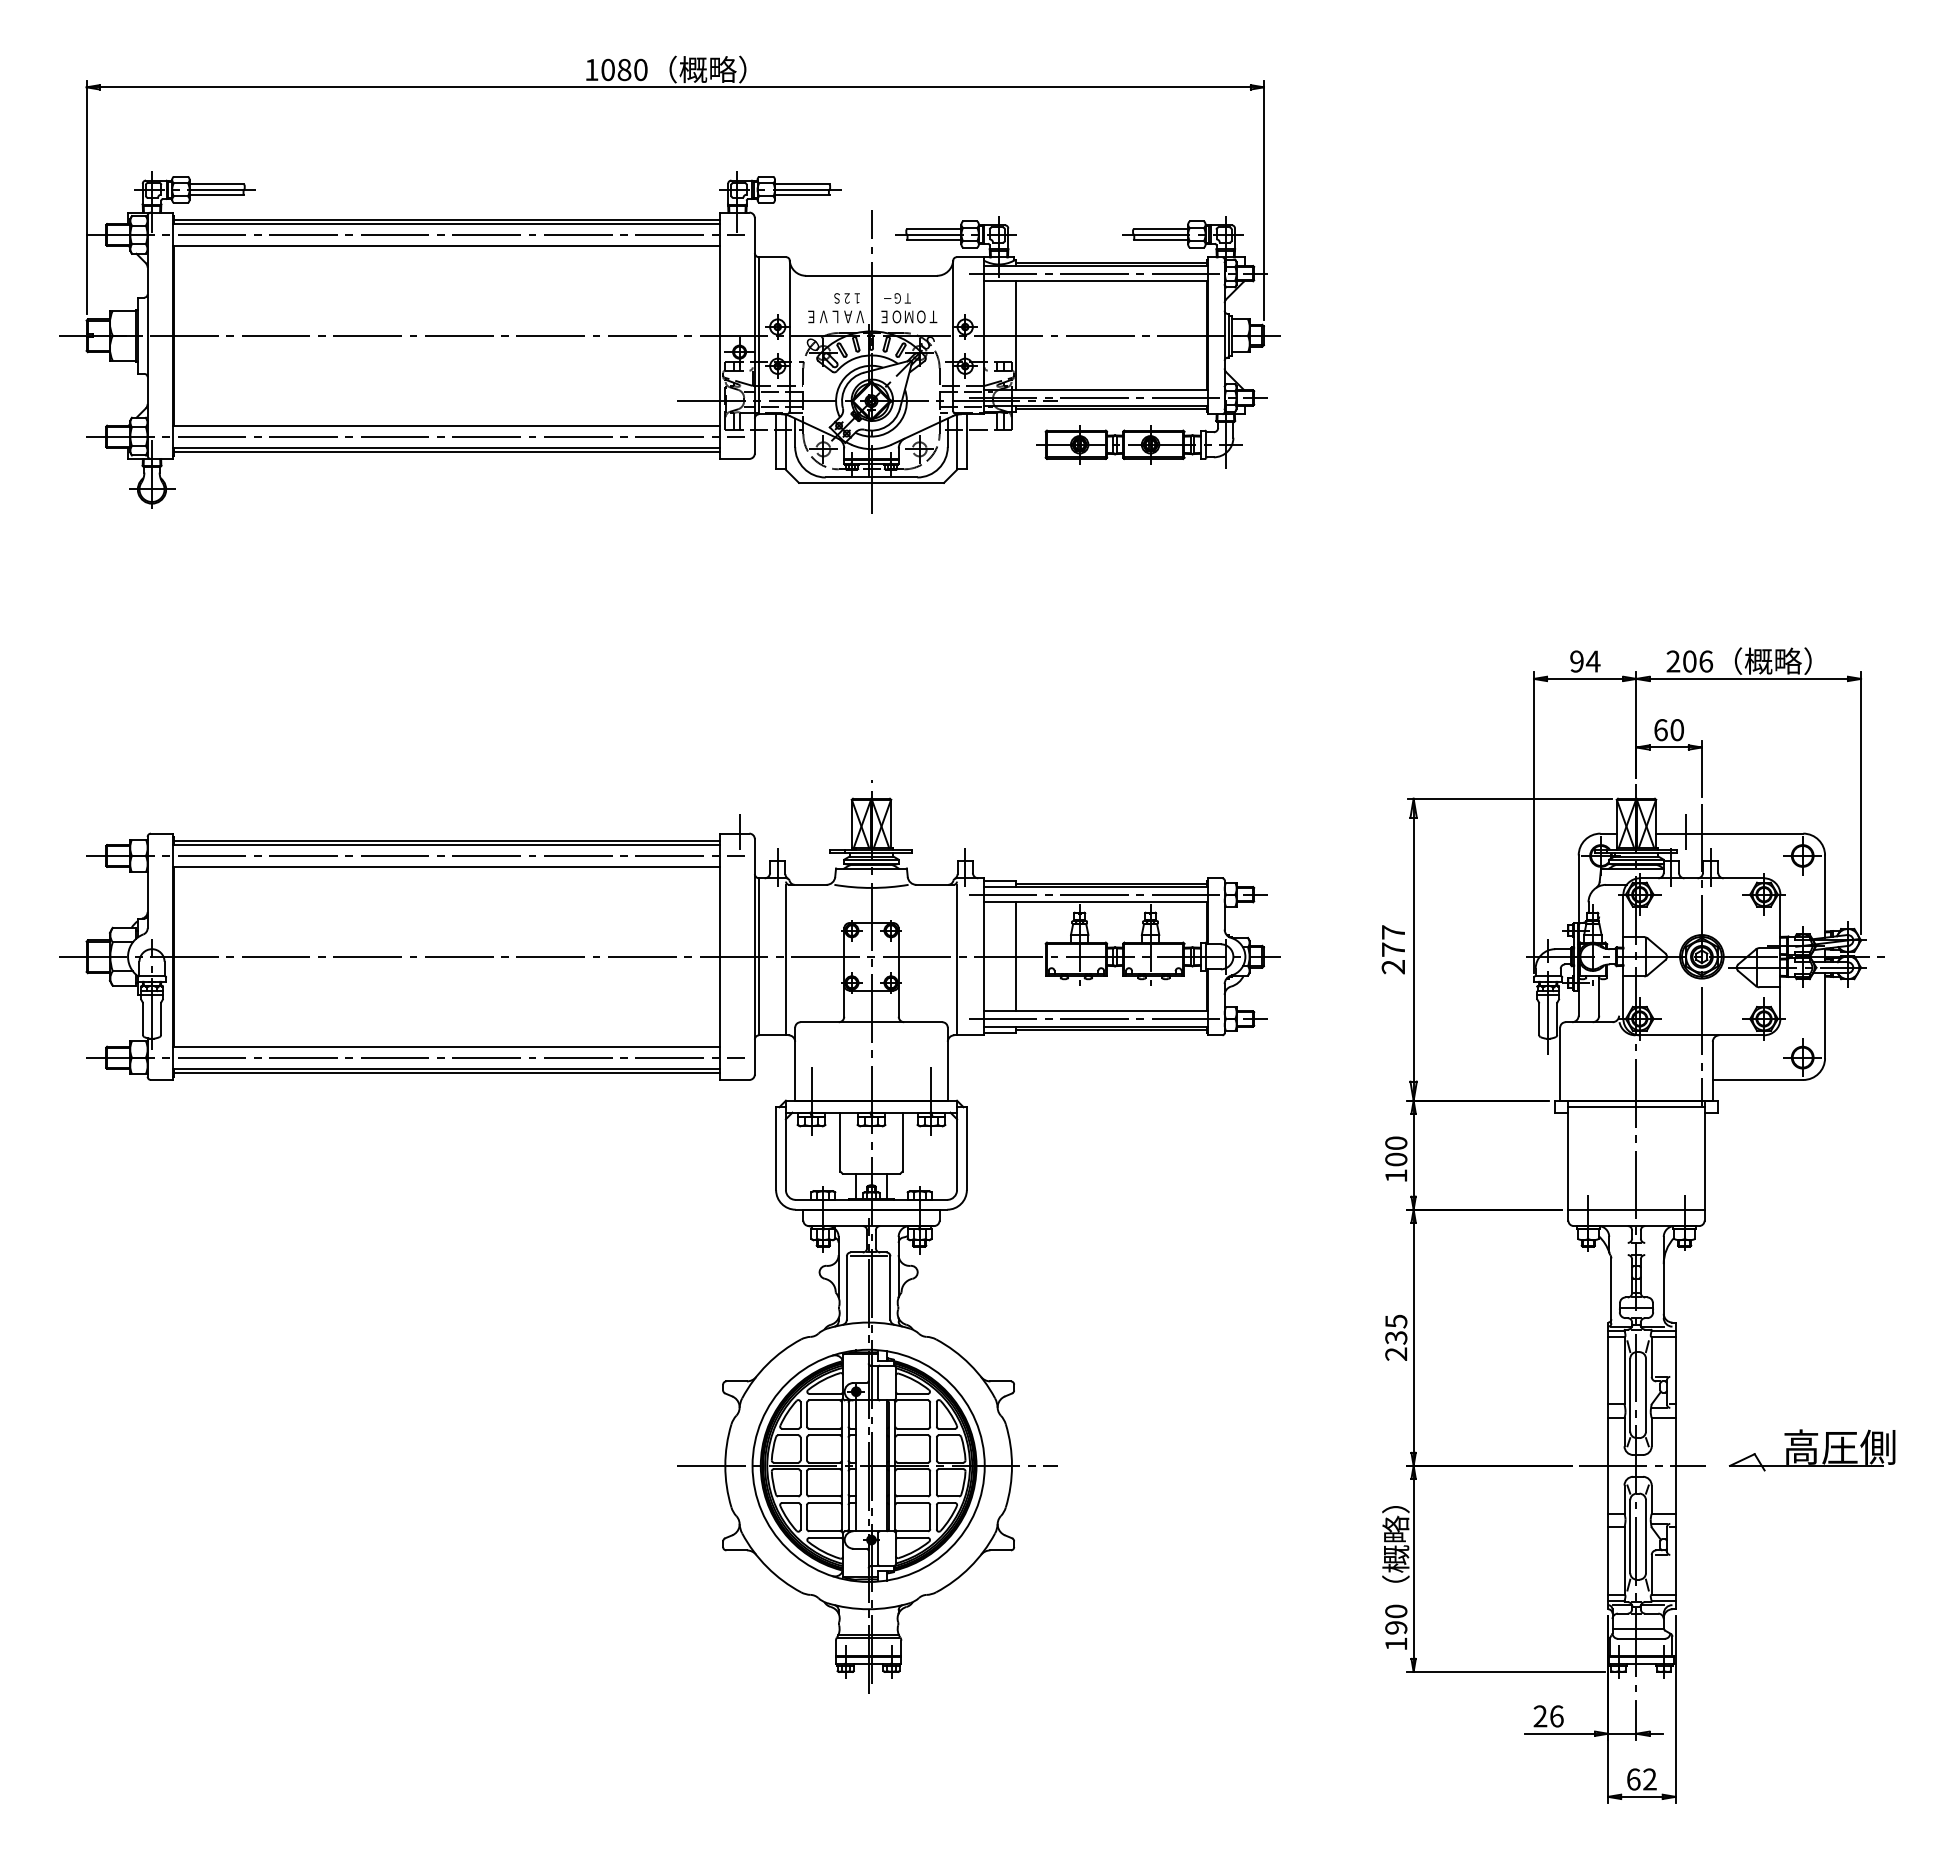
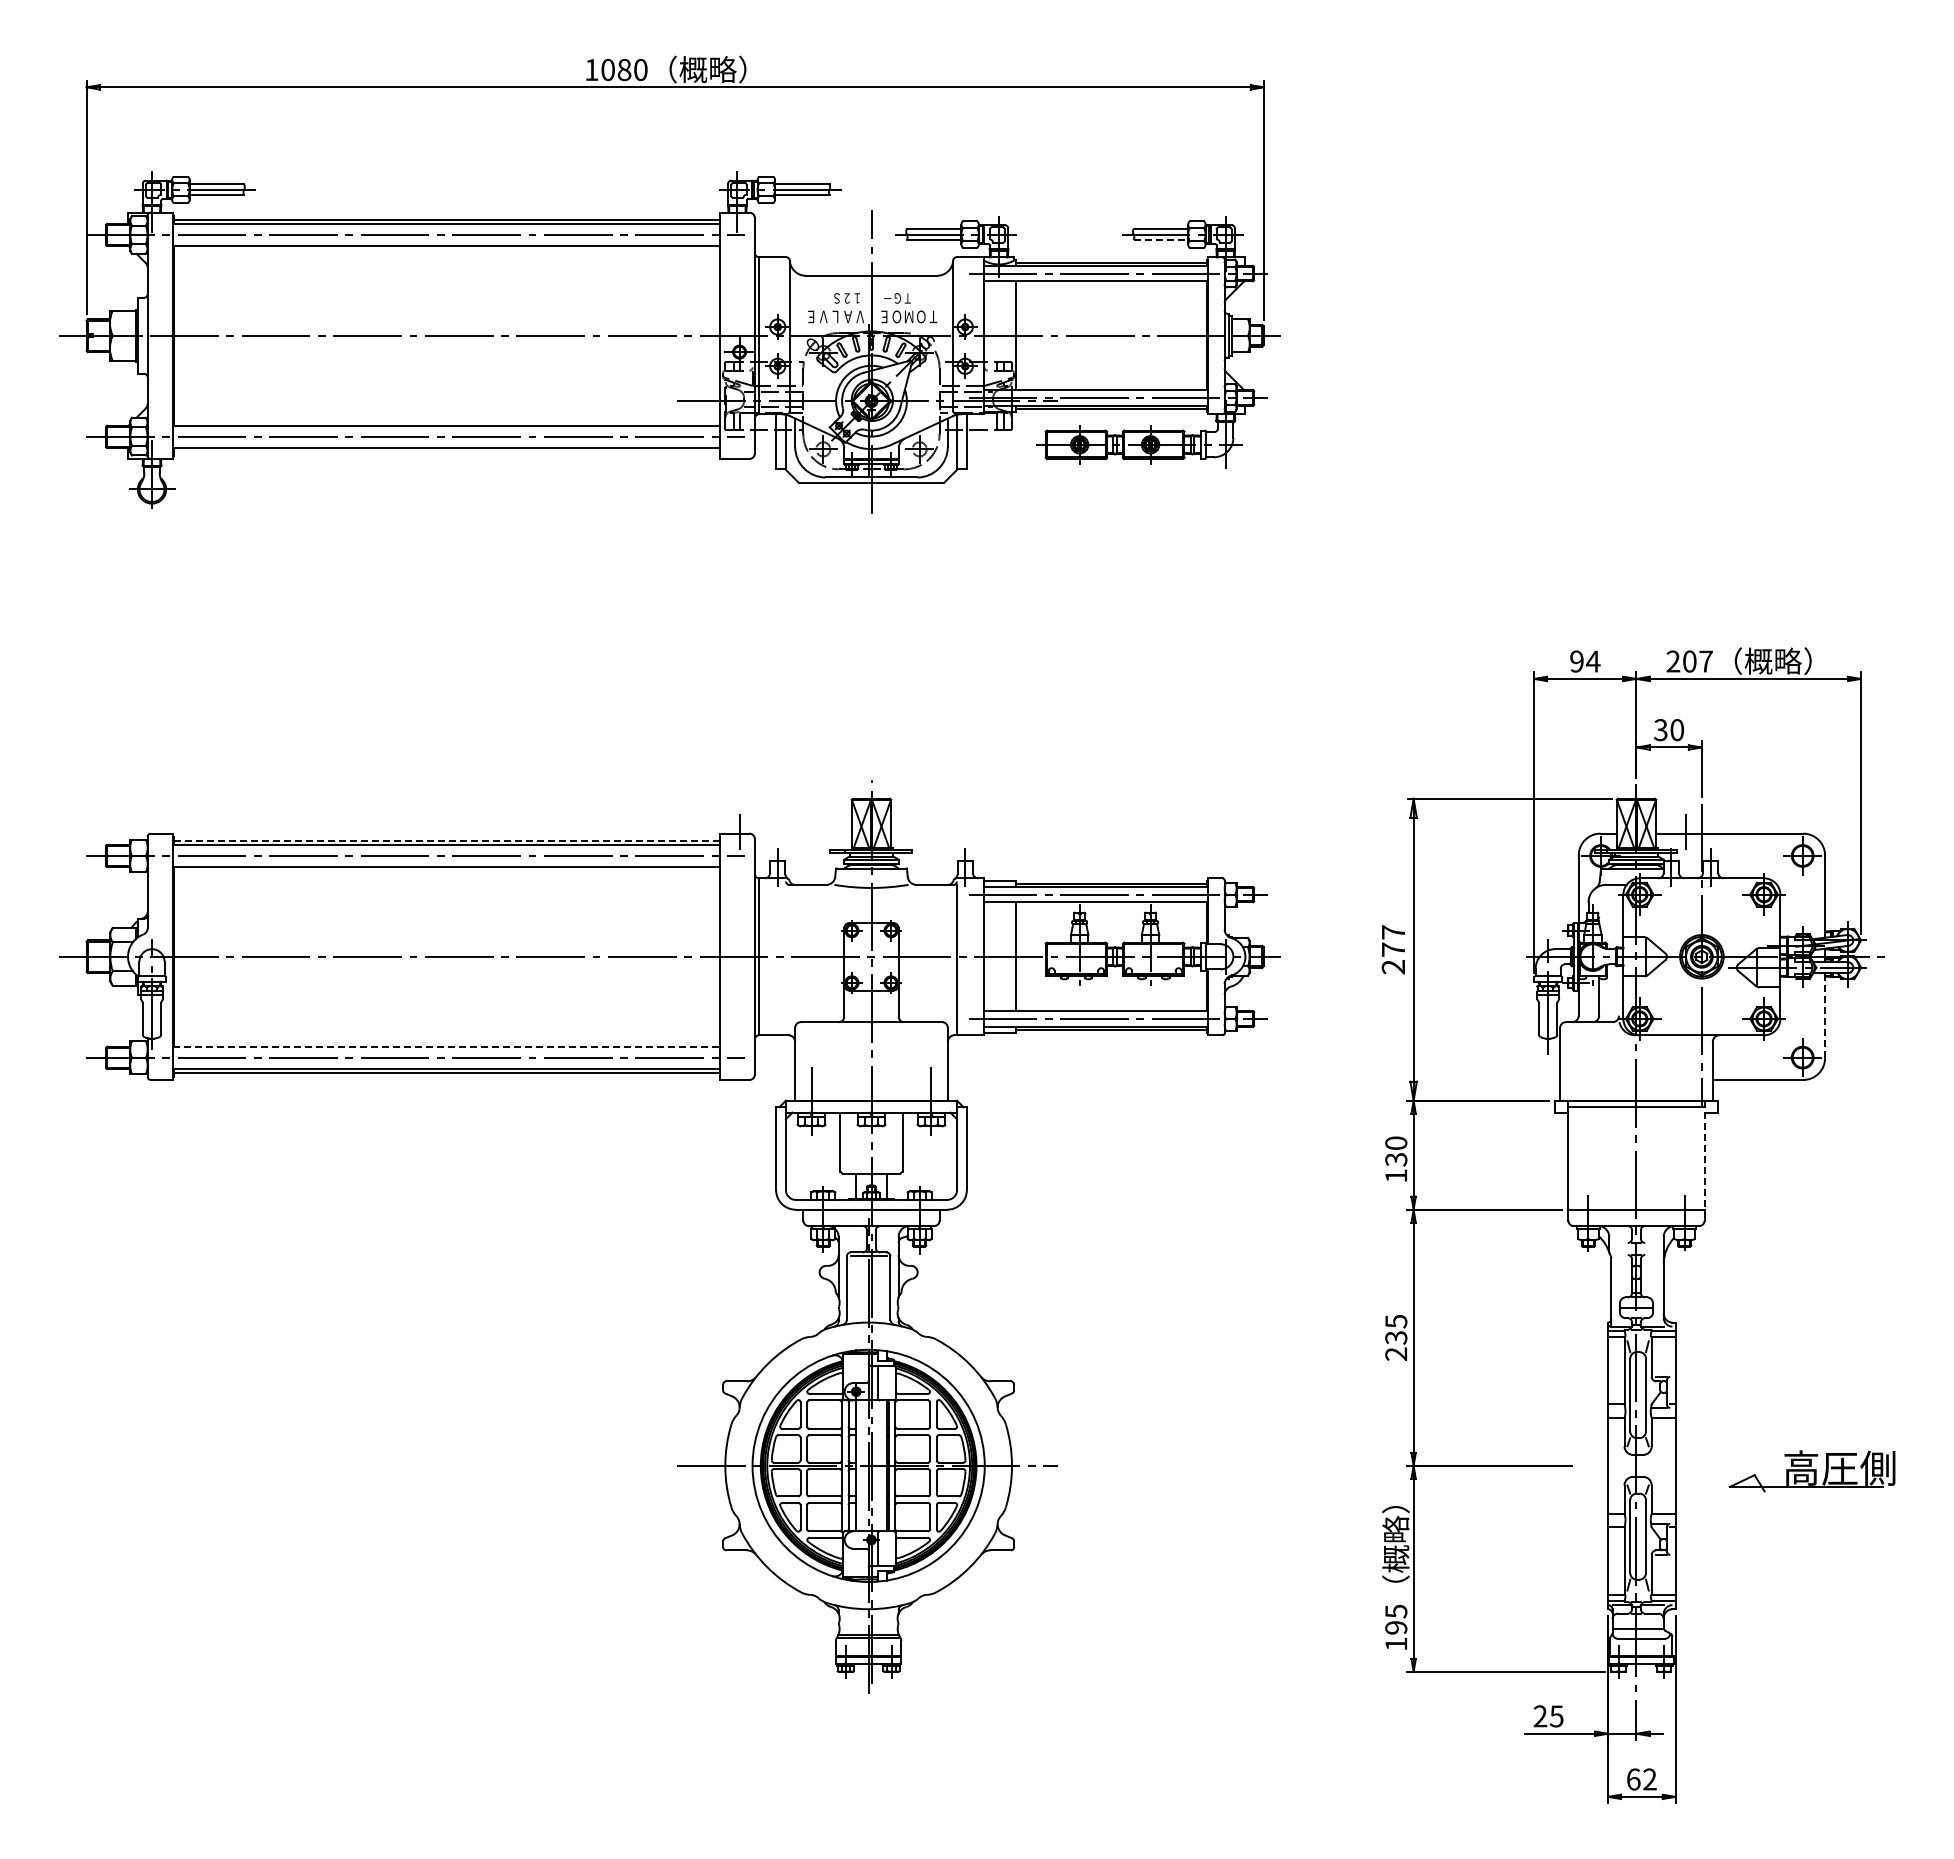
line: solid -> dashed (1161, 239)
line: present -> none (446, 451)
text: 206 -> 207 (1706, 661)
text: 60 -> 30 (1660, 730)
line: solid -> dashed (447, 840)
line: present -> none (786, 959)
line: solid -> dashed (1825, 1015)
line: solid -> dashed (446, 1046)
line: solid -> dashed (1704, 1155)
text: 100 -> 130 (1396, 1159)
part position: (1812, 1450) -> (1812, 1471) (1812, 1471)
line: present -> none (1642, 1465)
text: 190 -> 195 (1396, 1611)
text: 26 -> 25 (1556, 1716)
